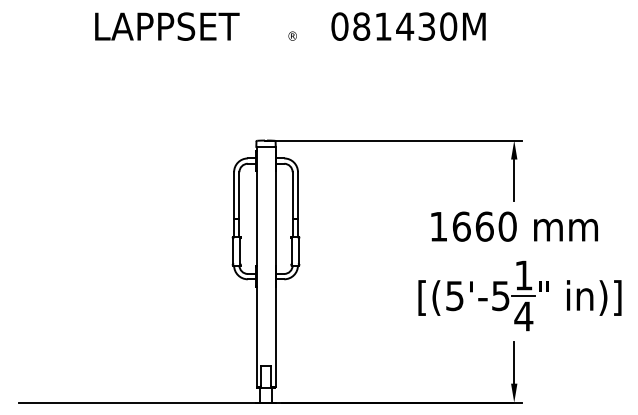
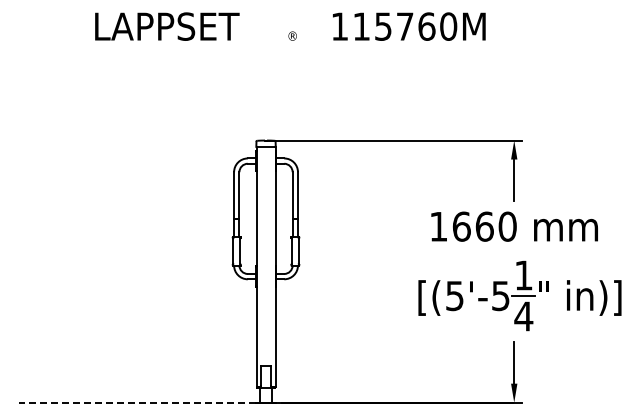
text: 081430M -> 115760M (383, 26)
line: solid -> dashed (137, 402)
